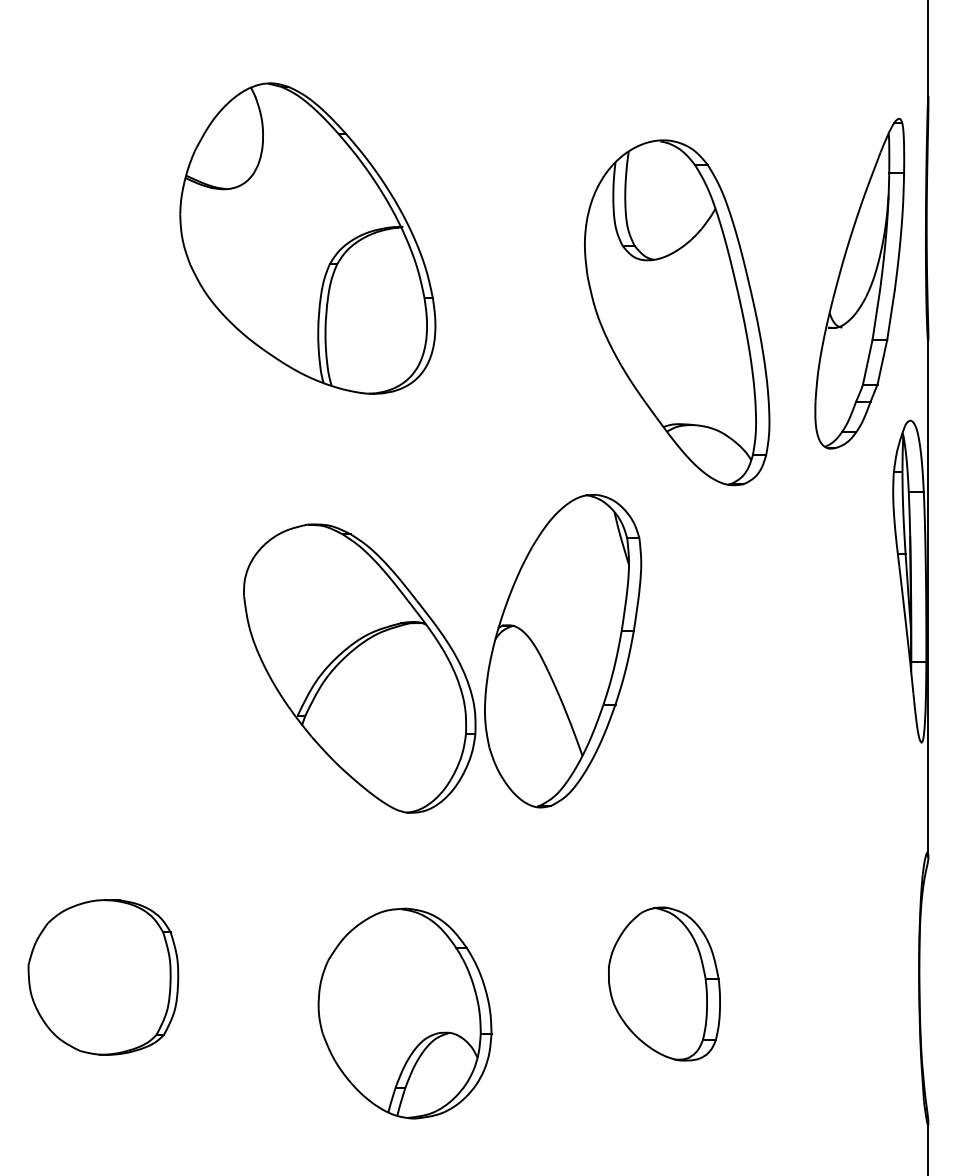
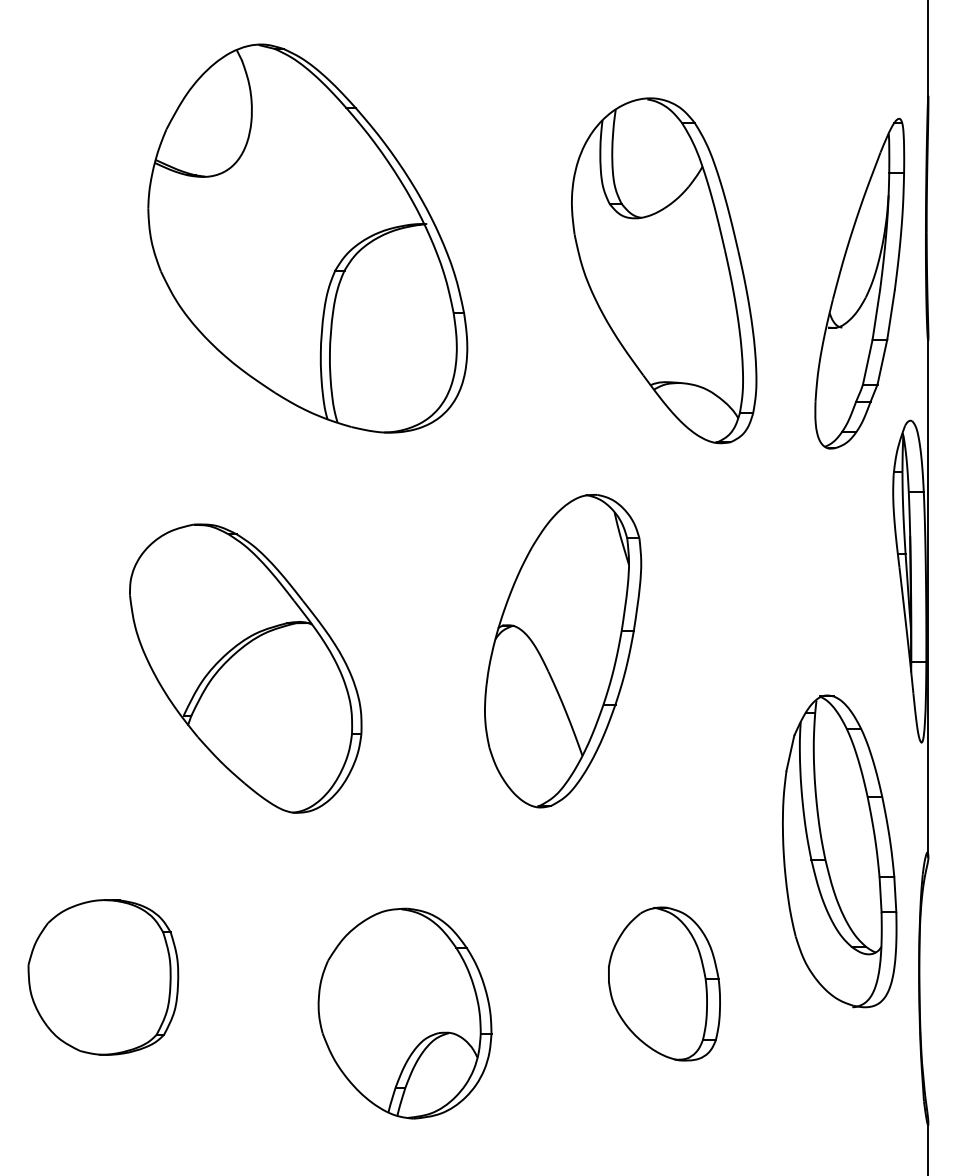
part size: 258x313 px -> 322x391 px (307, 238)
part position: (677, 312) -> (664, 270) (664, 270)
part position: (359, 668) -> (245, 668) (245, 668)
part: none -> present (839, 851)
